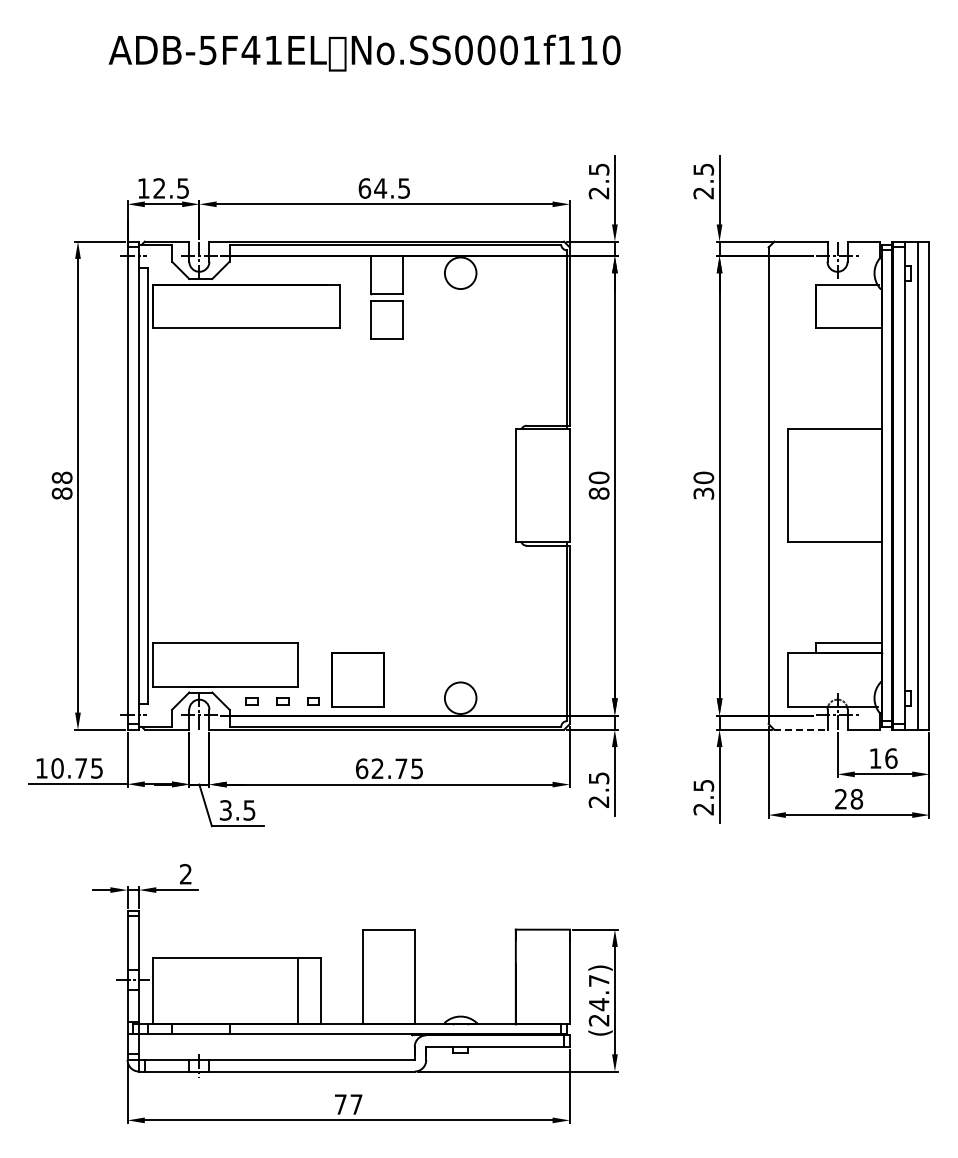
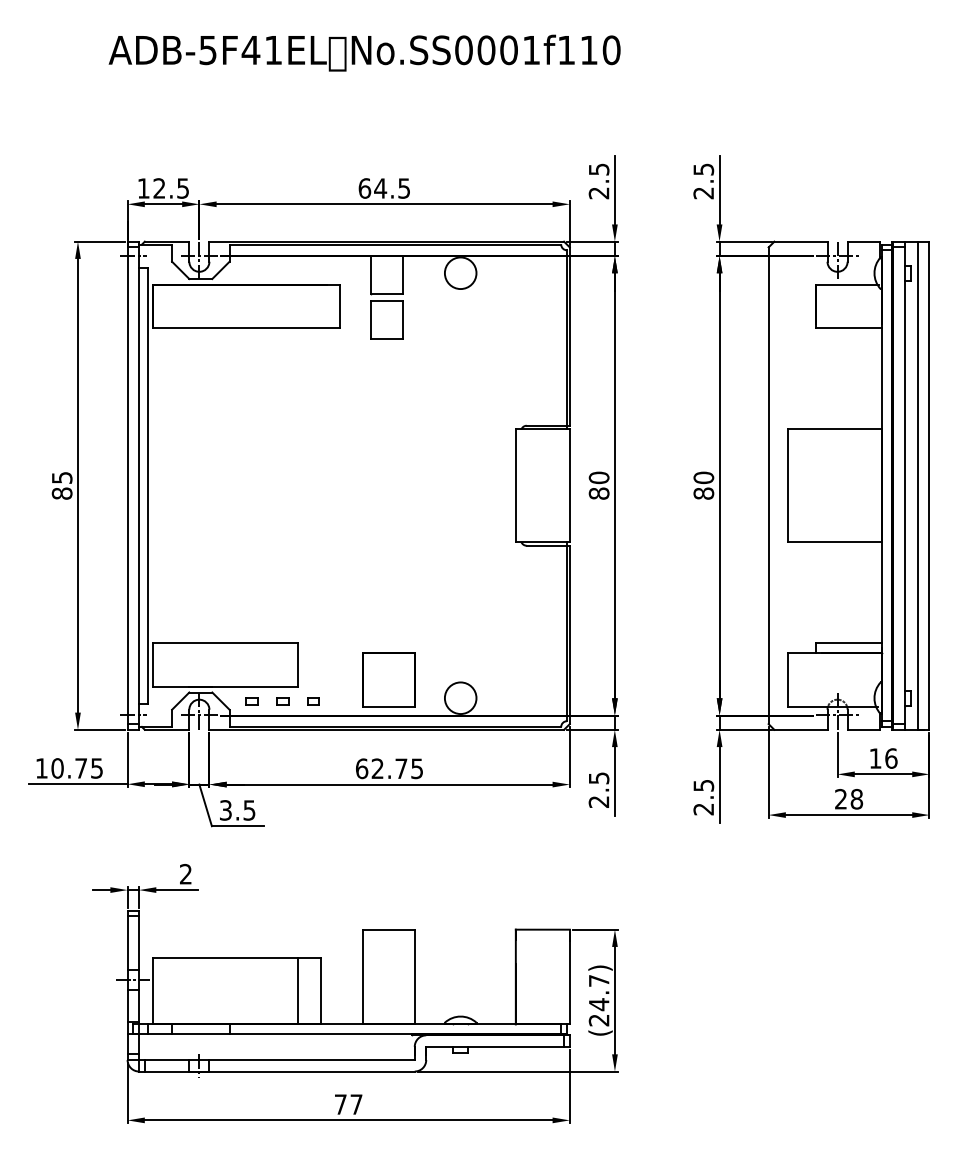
text: 88 -> 85 (61, 477)
text: 30 -> 80 (703, 493)
part position: (357, 679) -> (388, 679) (388, 679)
line: dashed -> solid (800, 729)
